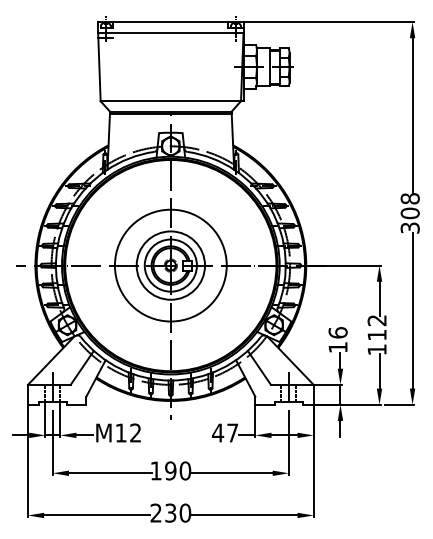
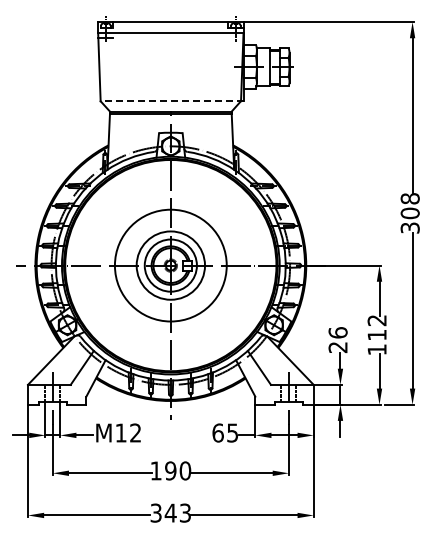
line: solid -> dashed (171, 101)
text: 16 -> 26 (337, 347)
text: 47 -> 65 (225, 432)
text: 230 -> 343 (170, 512)
